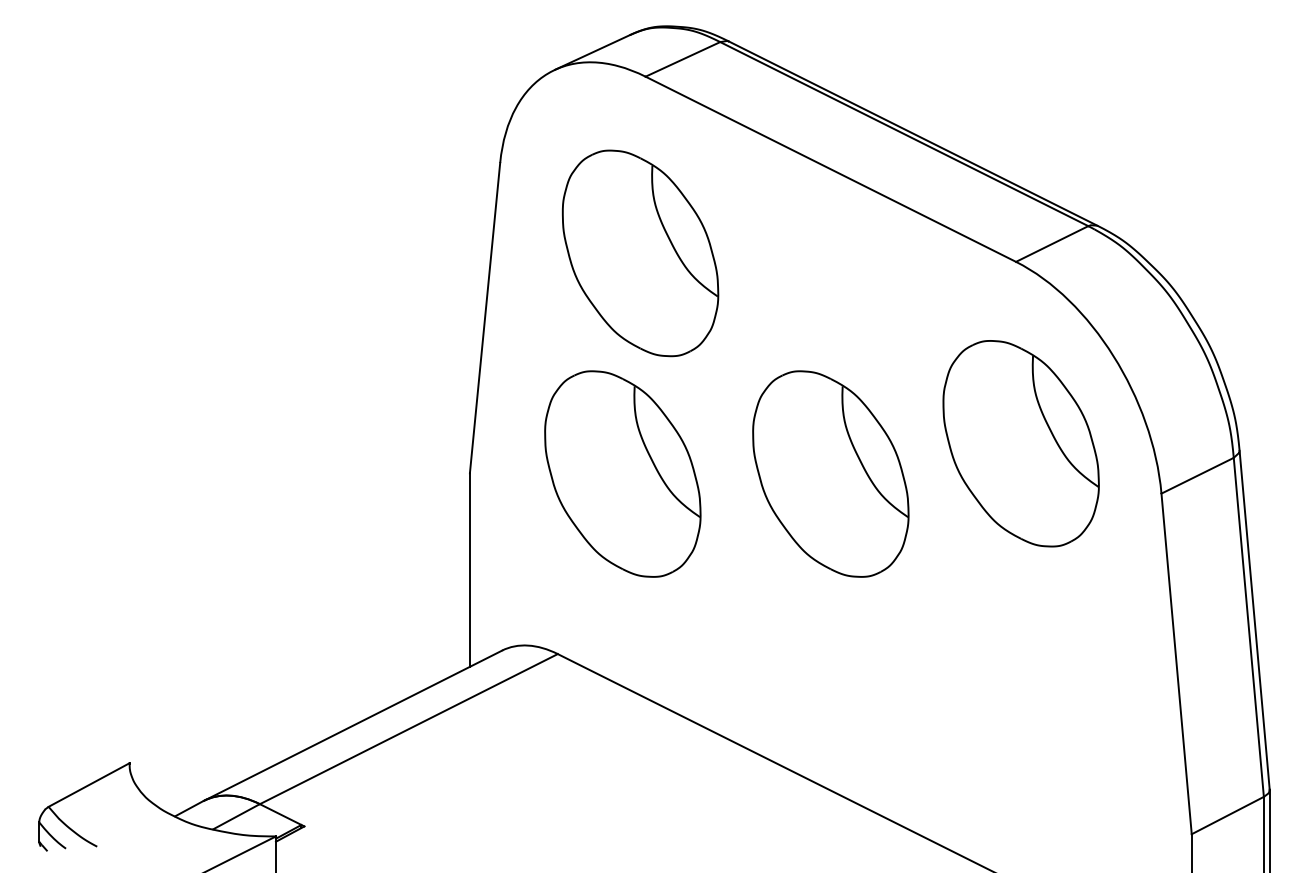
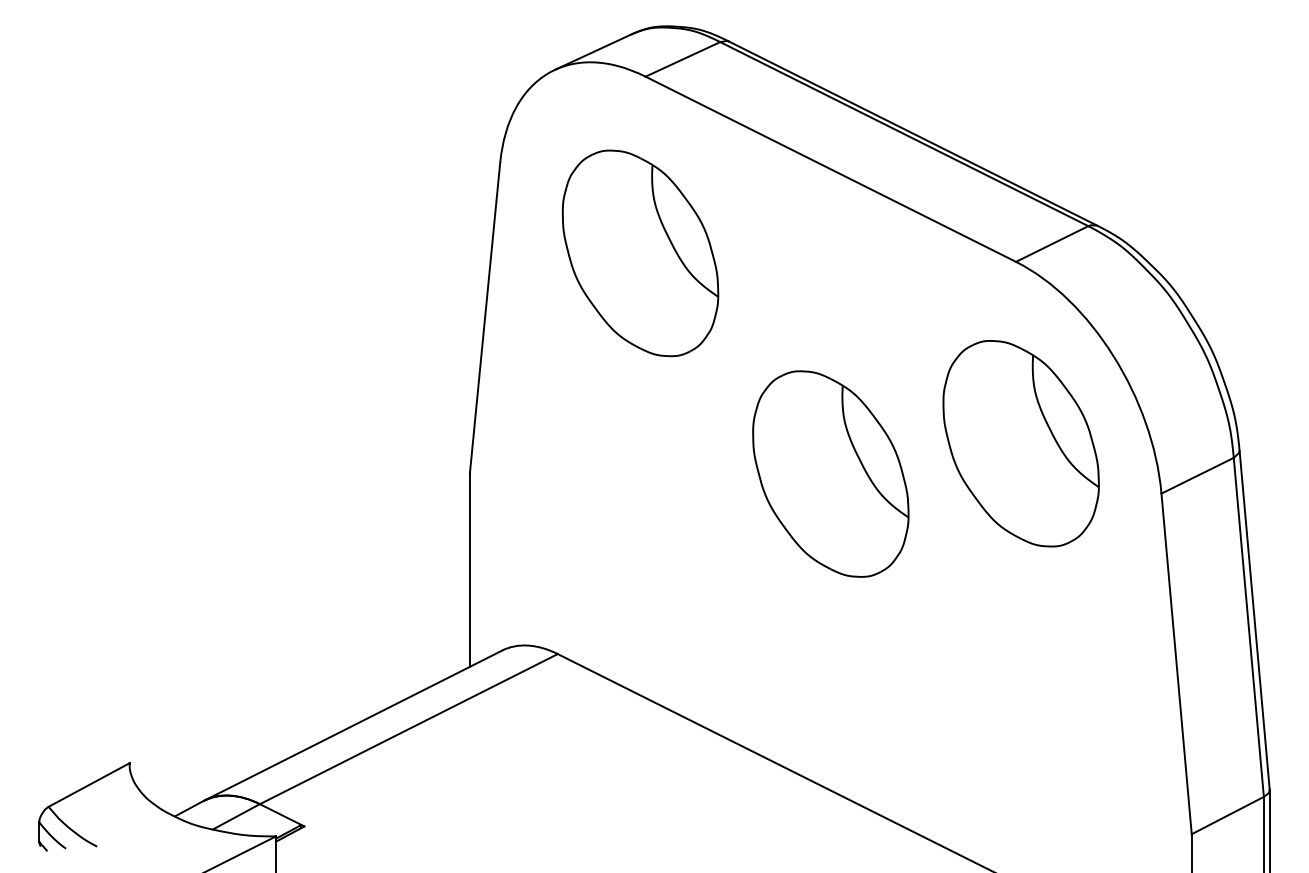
part: present -> none (622, 473)
